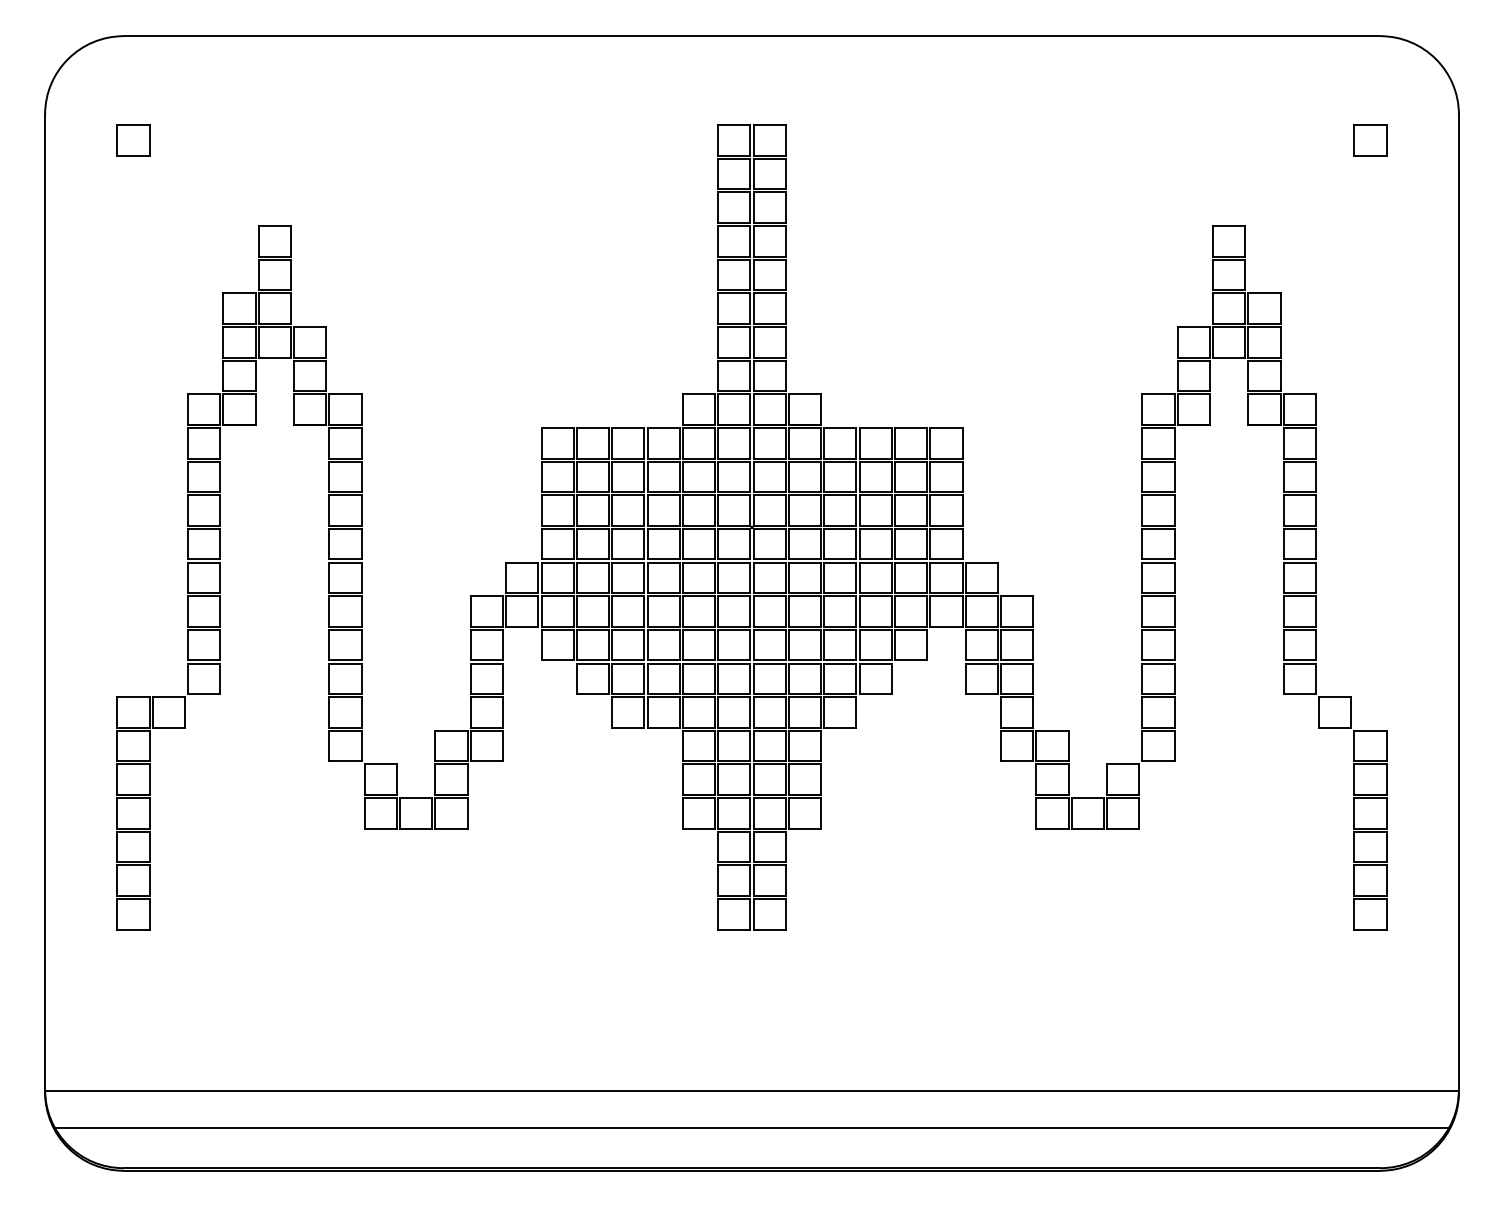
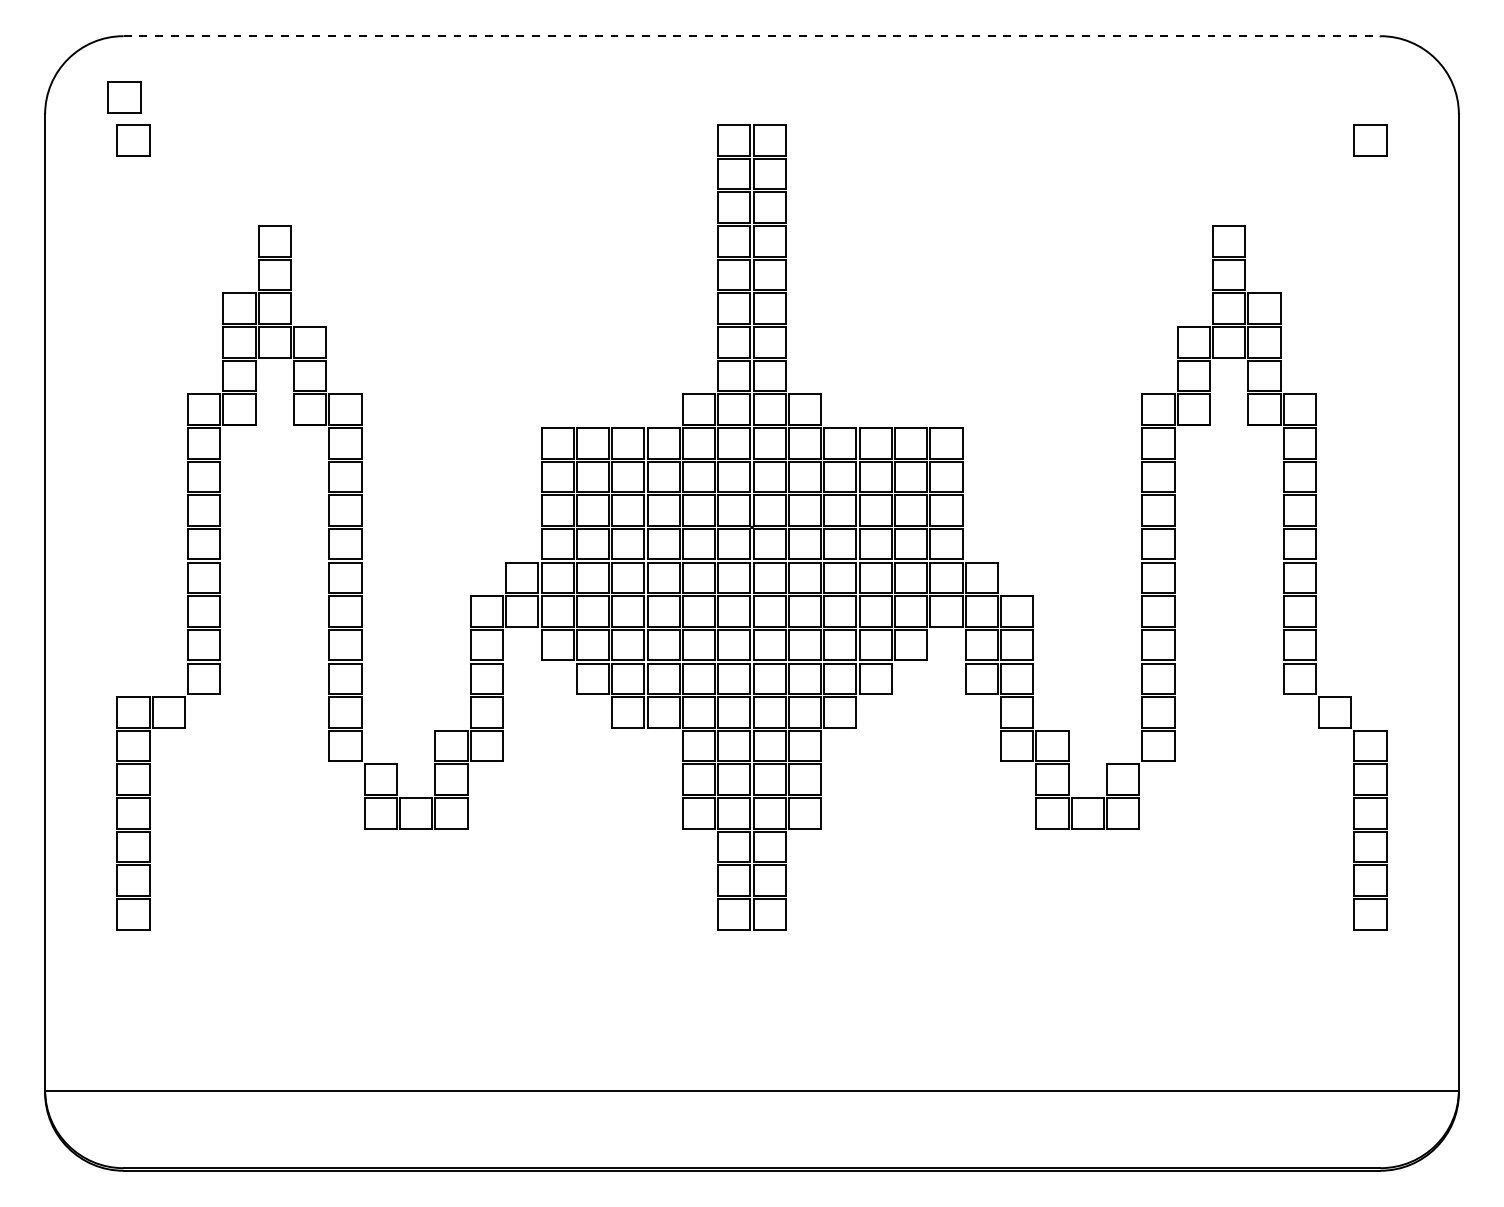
line: solid -> dashed (752, 36)
part: none -> present (124, 97)
line: present -> none (751, 1127)
